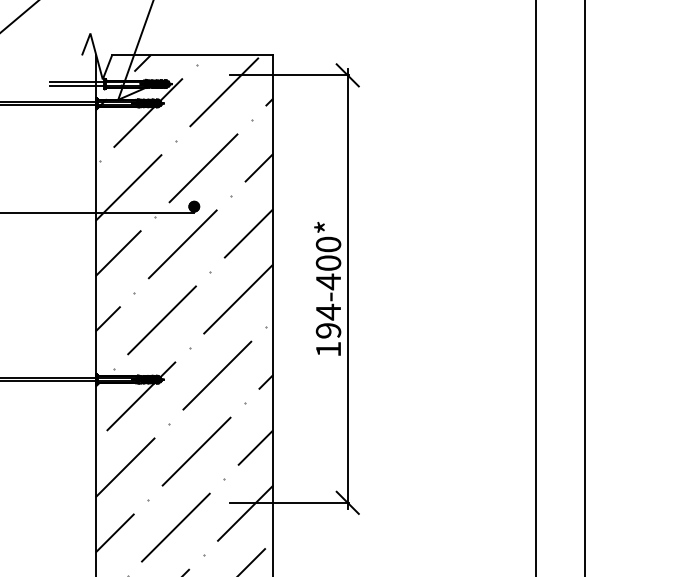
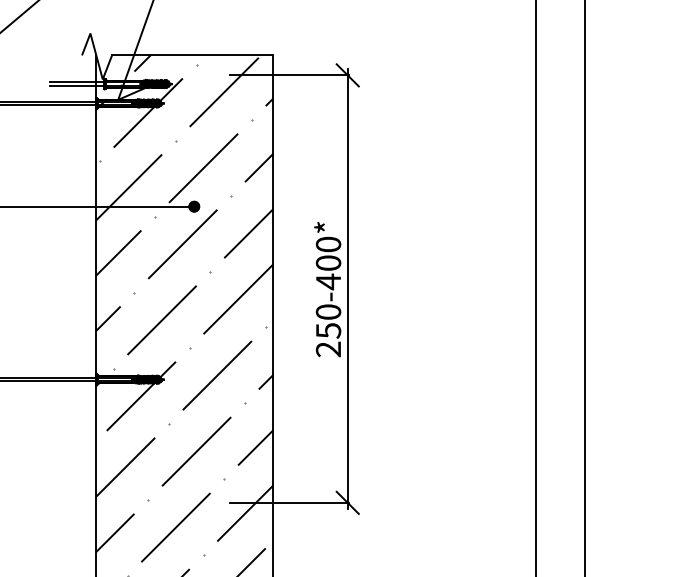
line position: (98, 212) -> (98, 206) (98, 206)
text: 194-400* -> 250-400* (328, 330)
